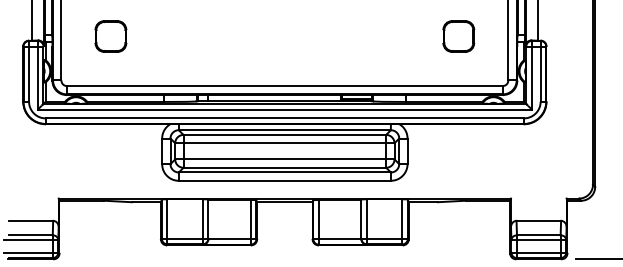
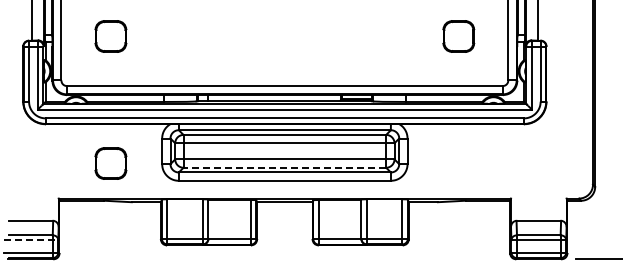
part: none -> present (110, 163)
line: solid -> dashed (284, 167)
line: solid -> dashed (31, 240)
